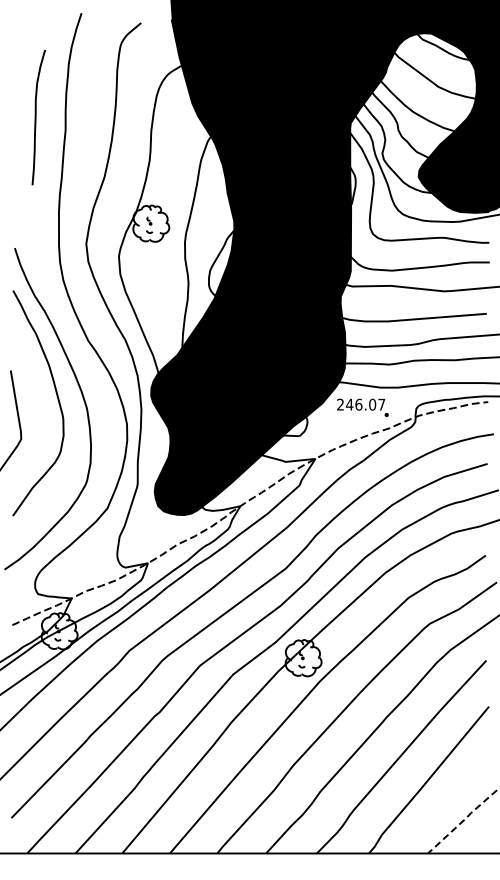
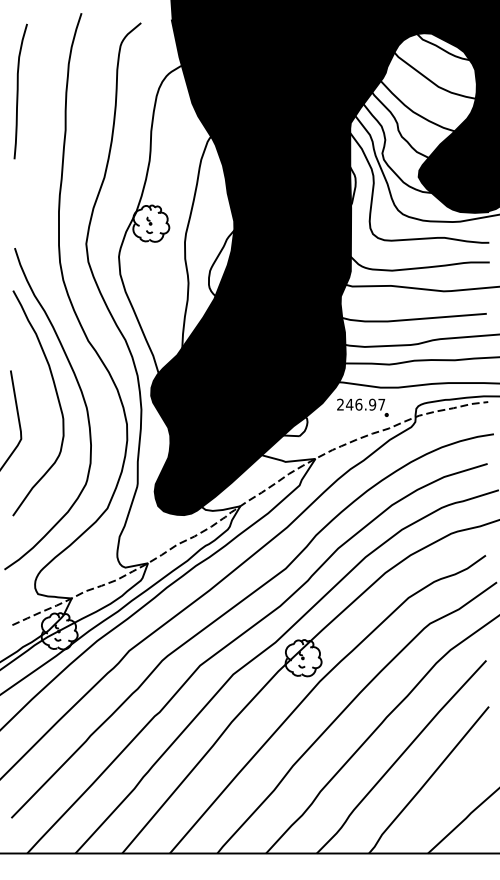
curve position: (36, 117) -> (18, 91) (18, 91)
text: 246.07 -> 246.97 (372, 404)
line: dashed -> solid (464, 819)
